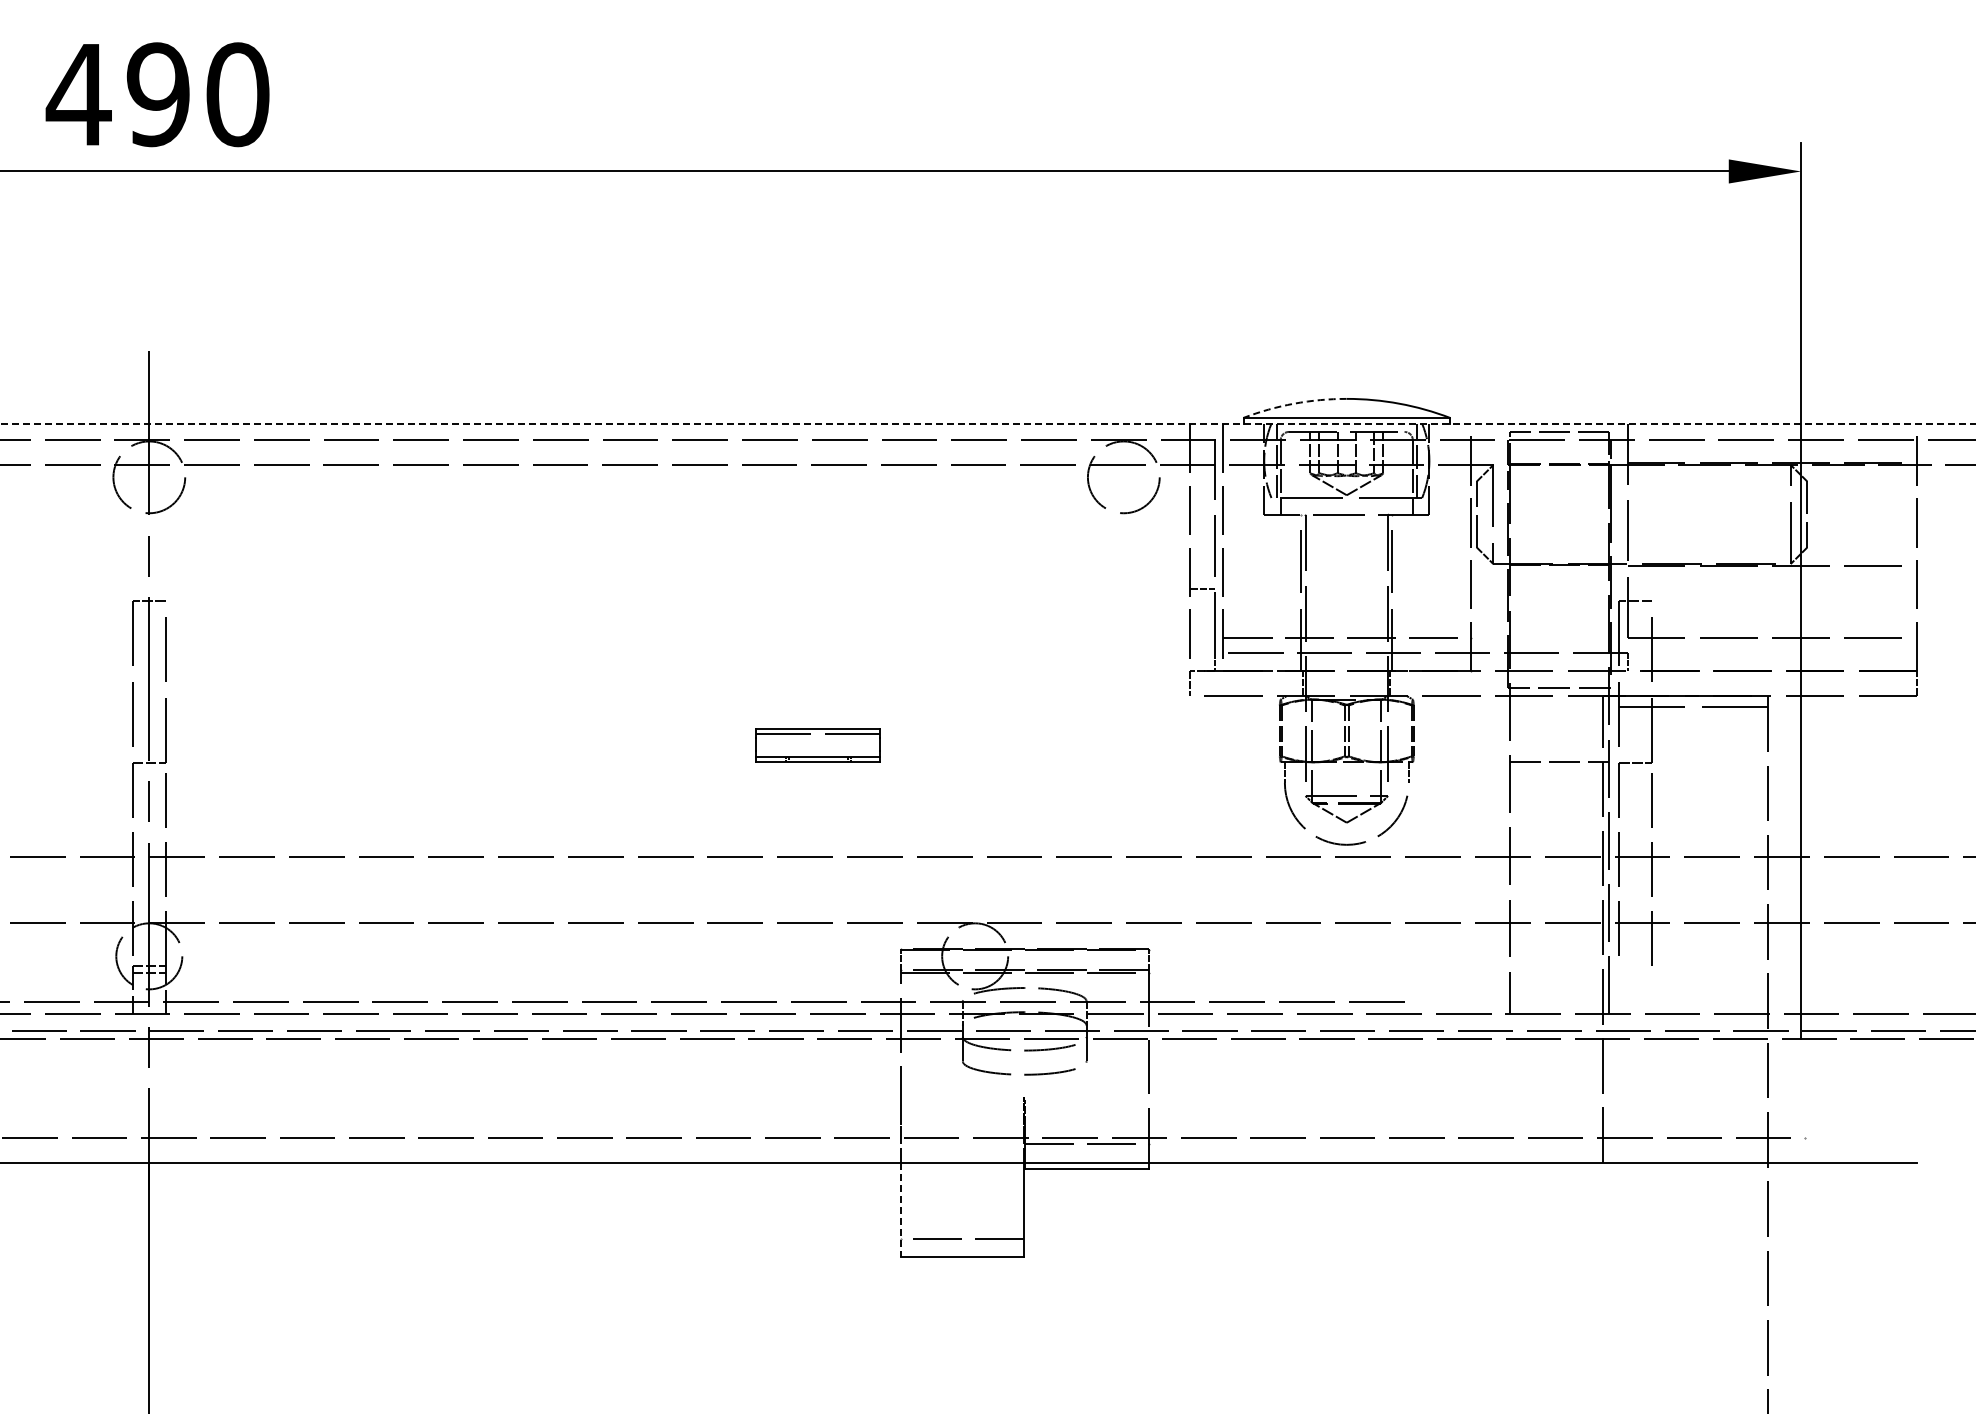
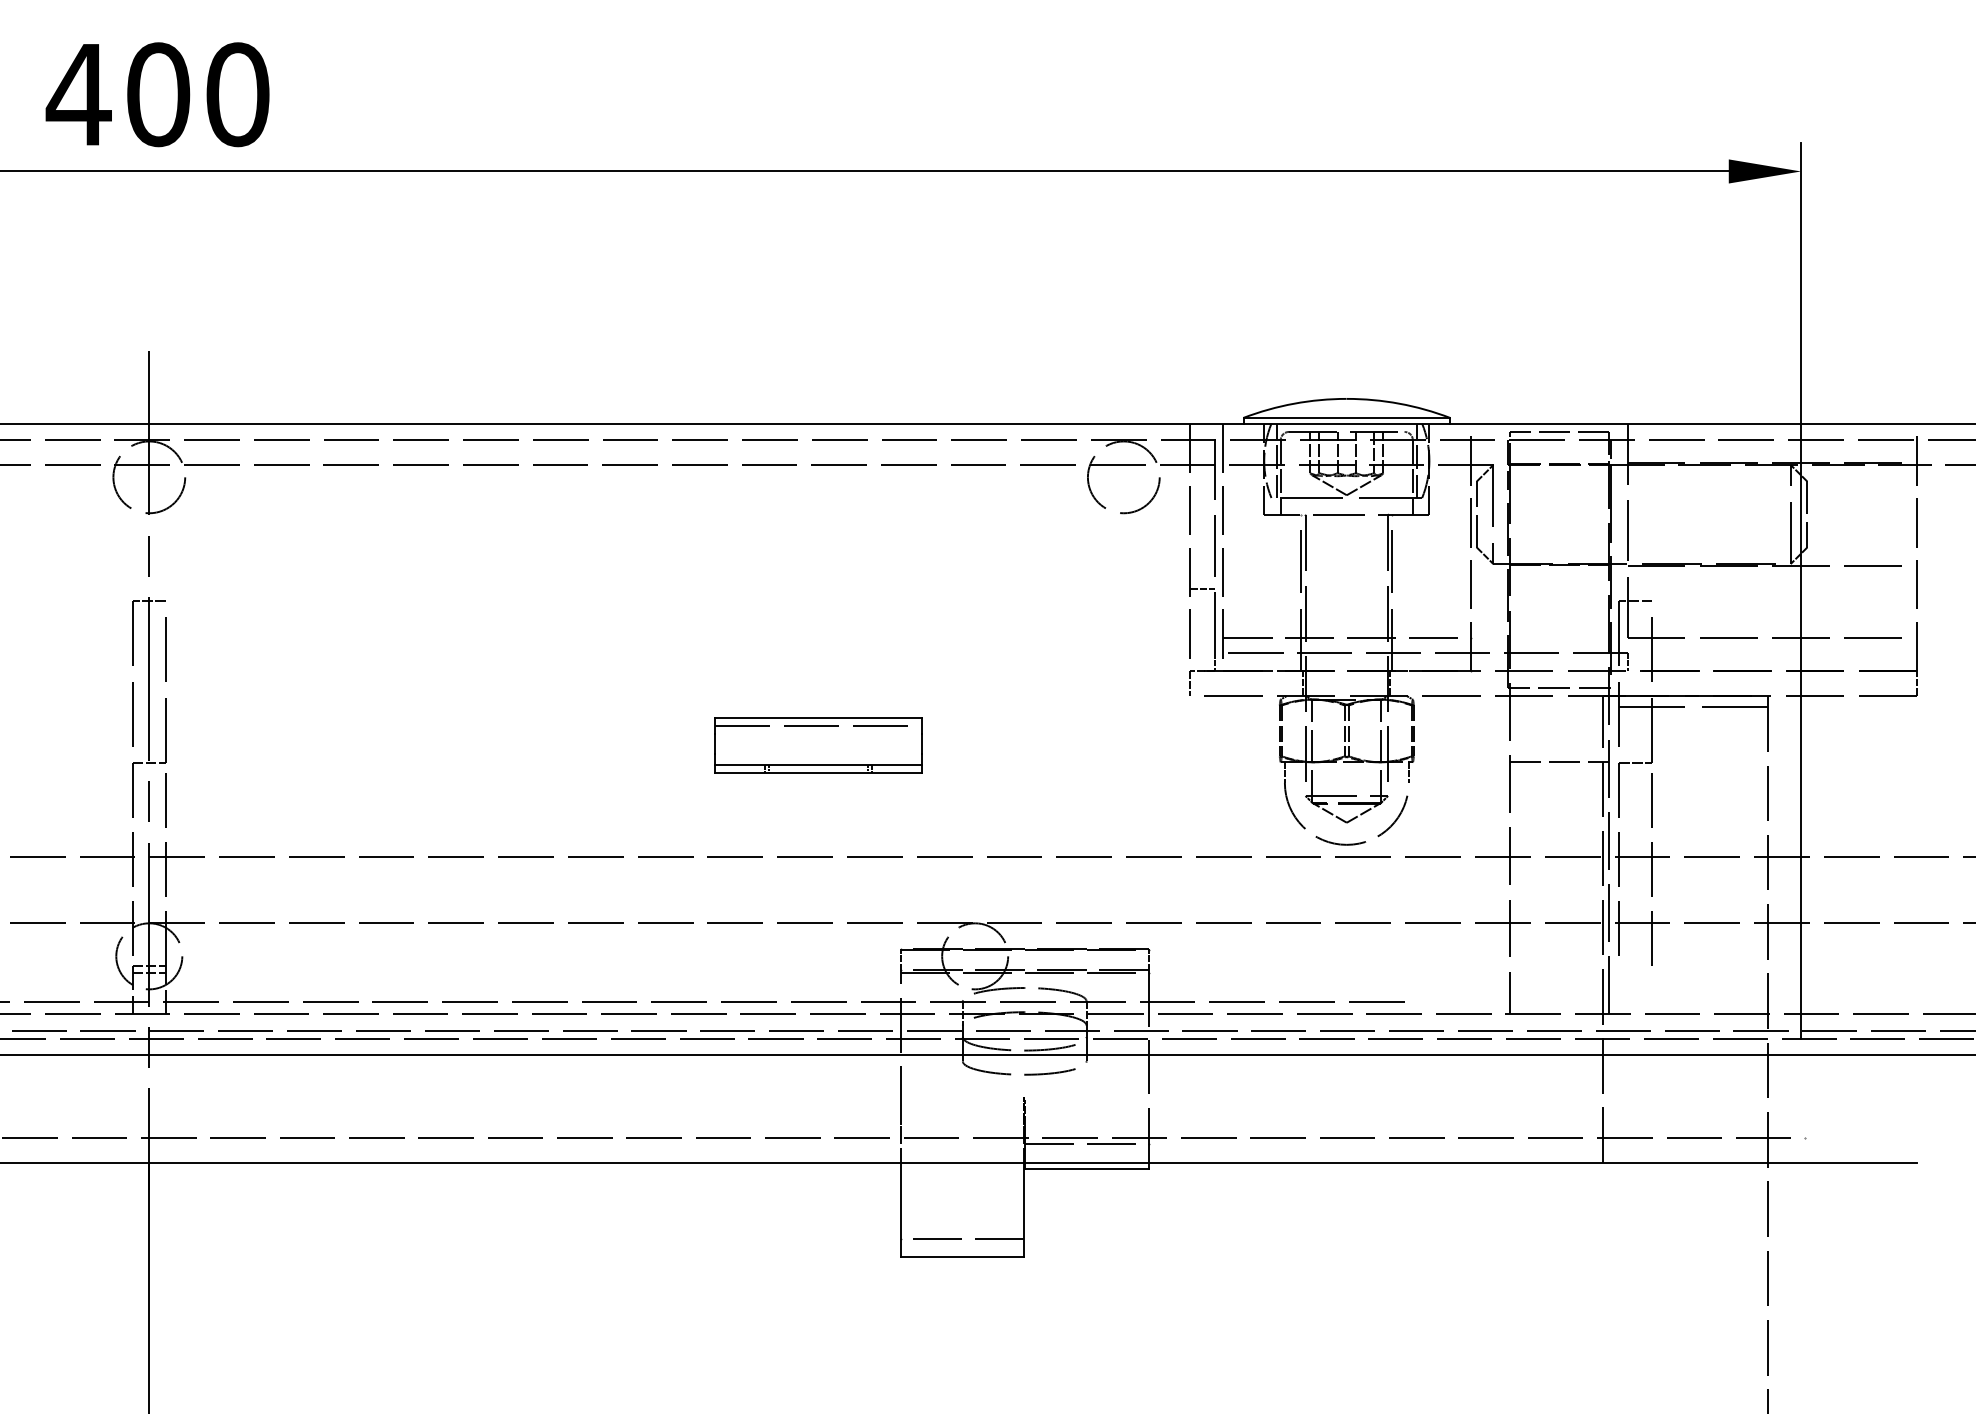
text: 490 -> 400 (158, 94)
arc: dashed -> solid (1294, 403)
line: dashed -> solid (988, 423)
part size: 126x35 px -> 209x57 px (818, 745)
line: none -> present (987, 1055)
line: dashed -> solid (900, 1210)
